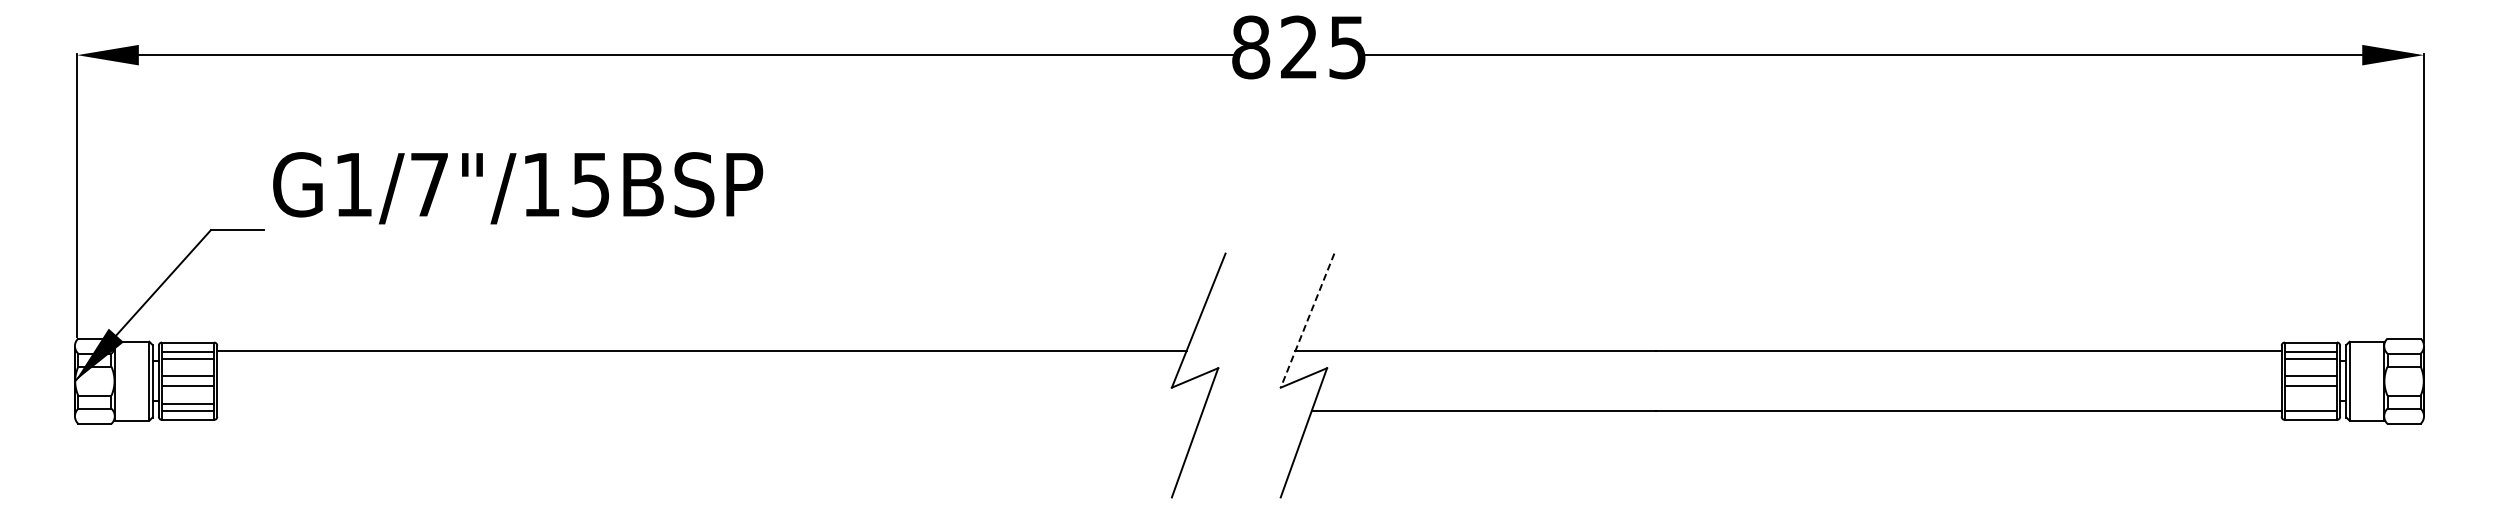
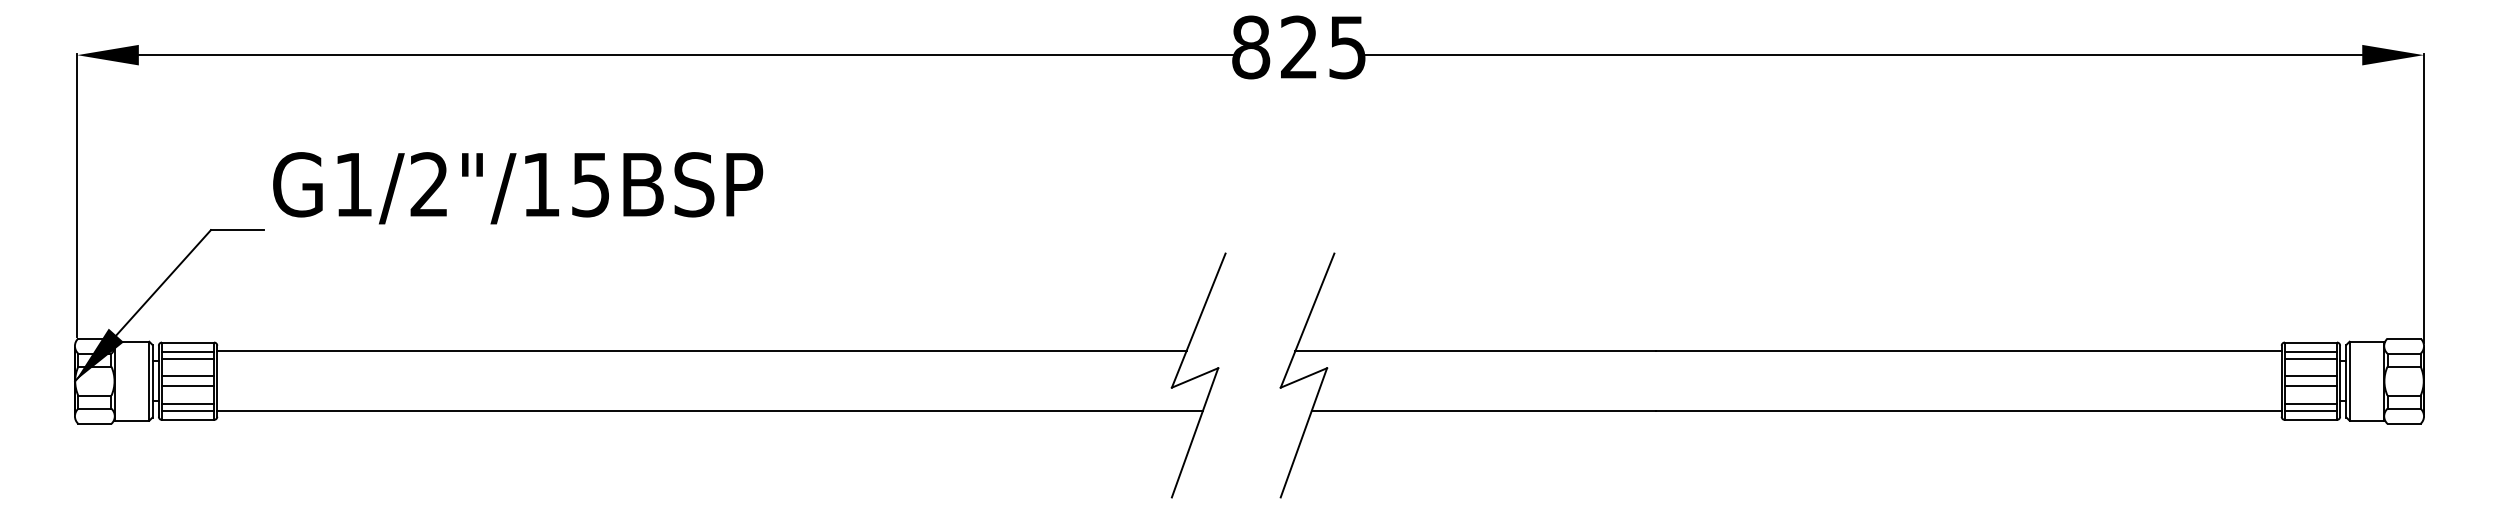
text: G1/7"/15BSP -> G1/2"/15BSP (428, 184)
line: dashed -> solid (1307, 321)
line: none -> present (2310, 403)
line: none -> present (709, 411)
